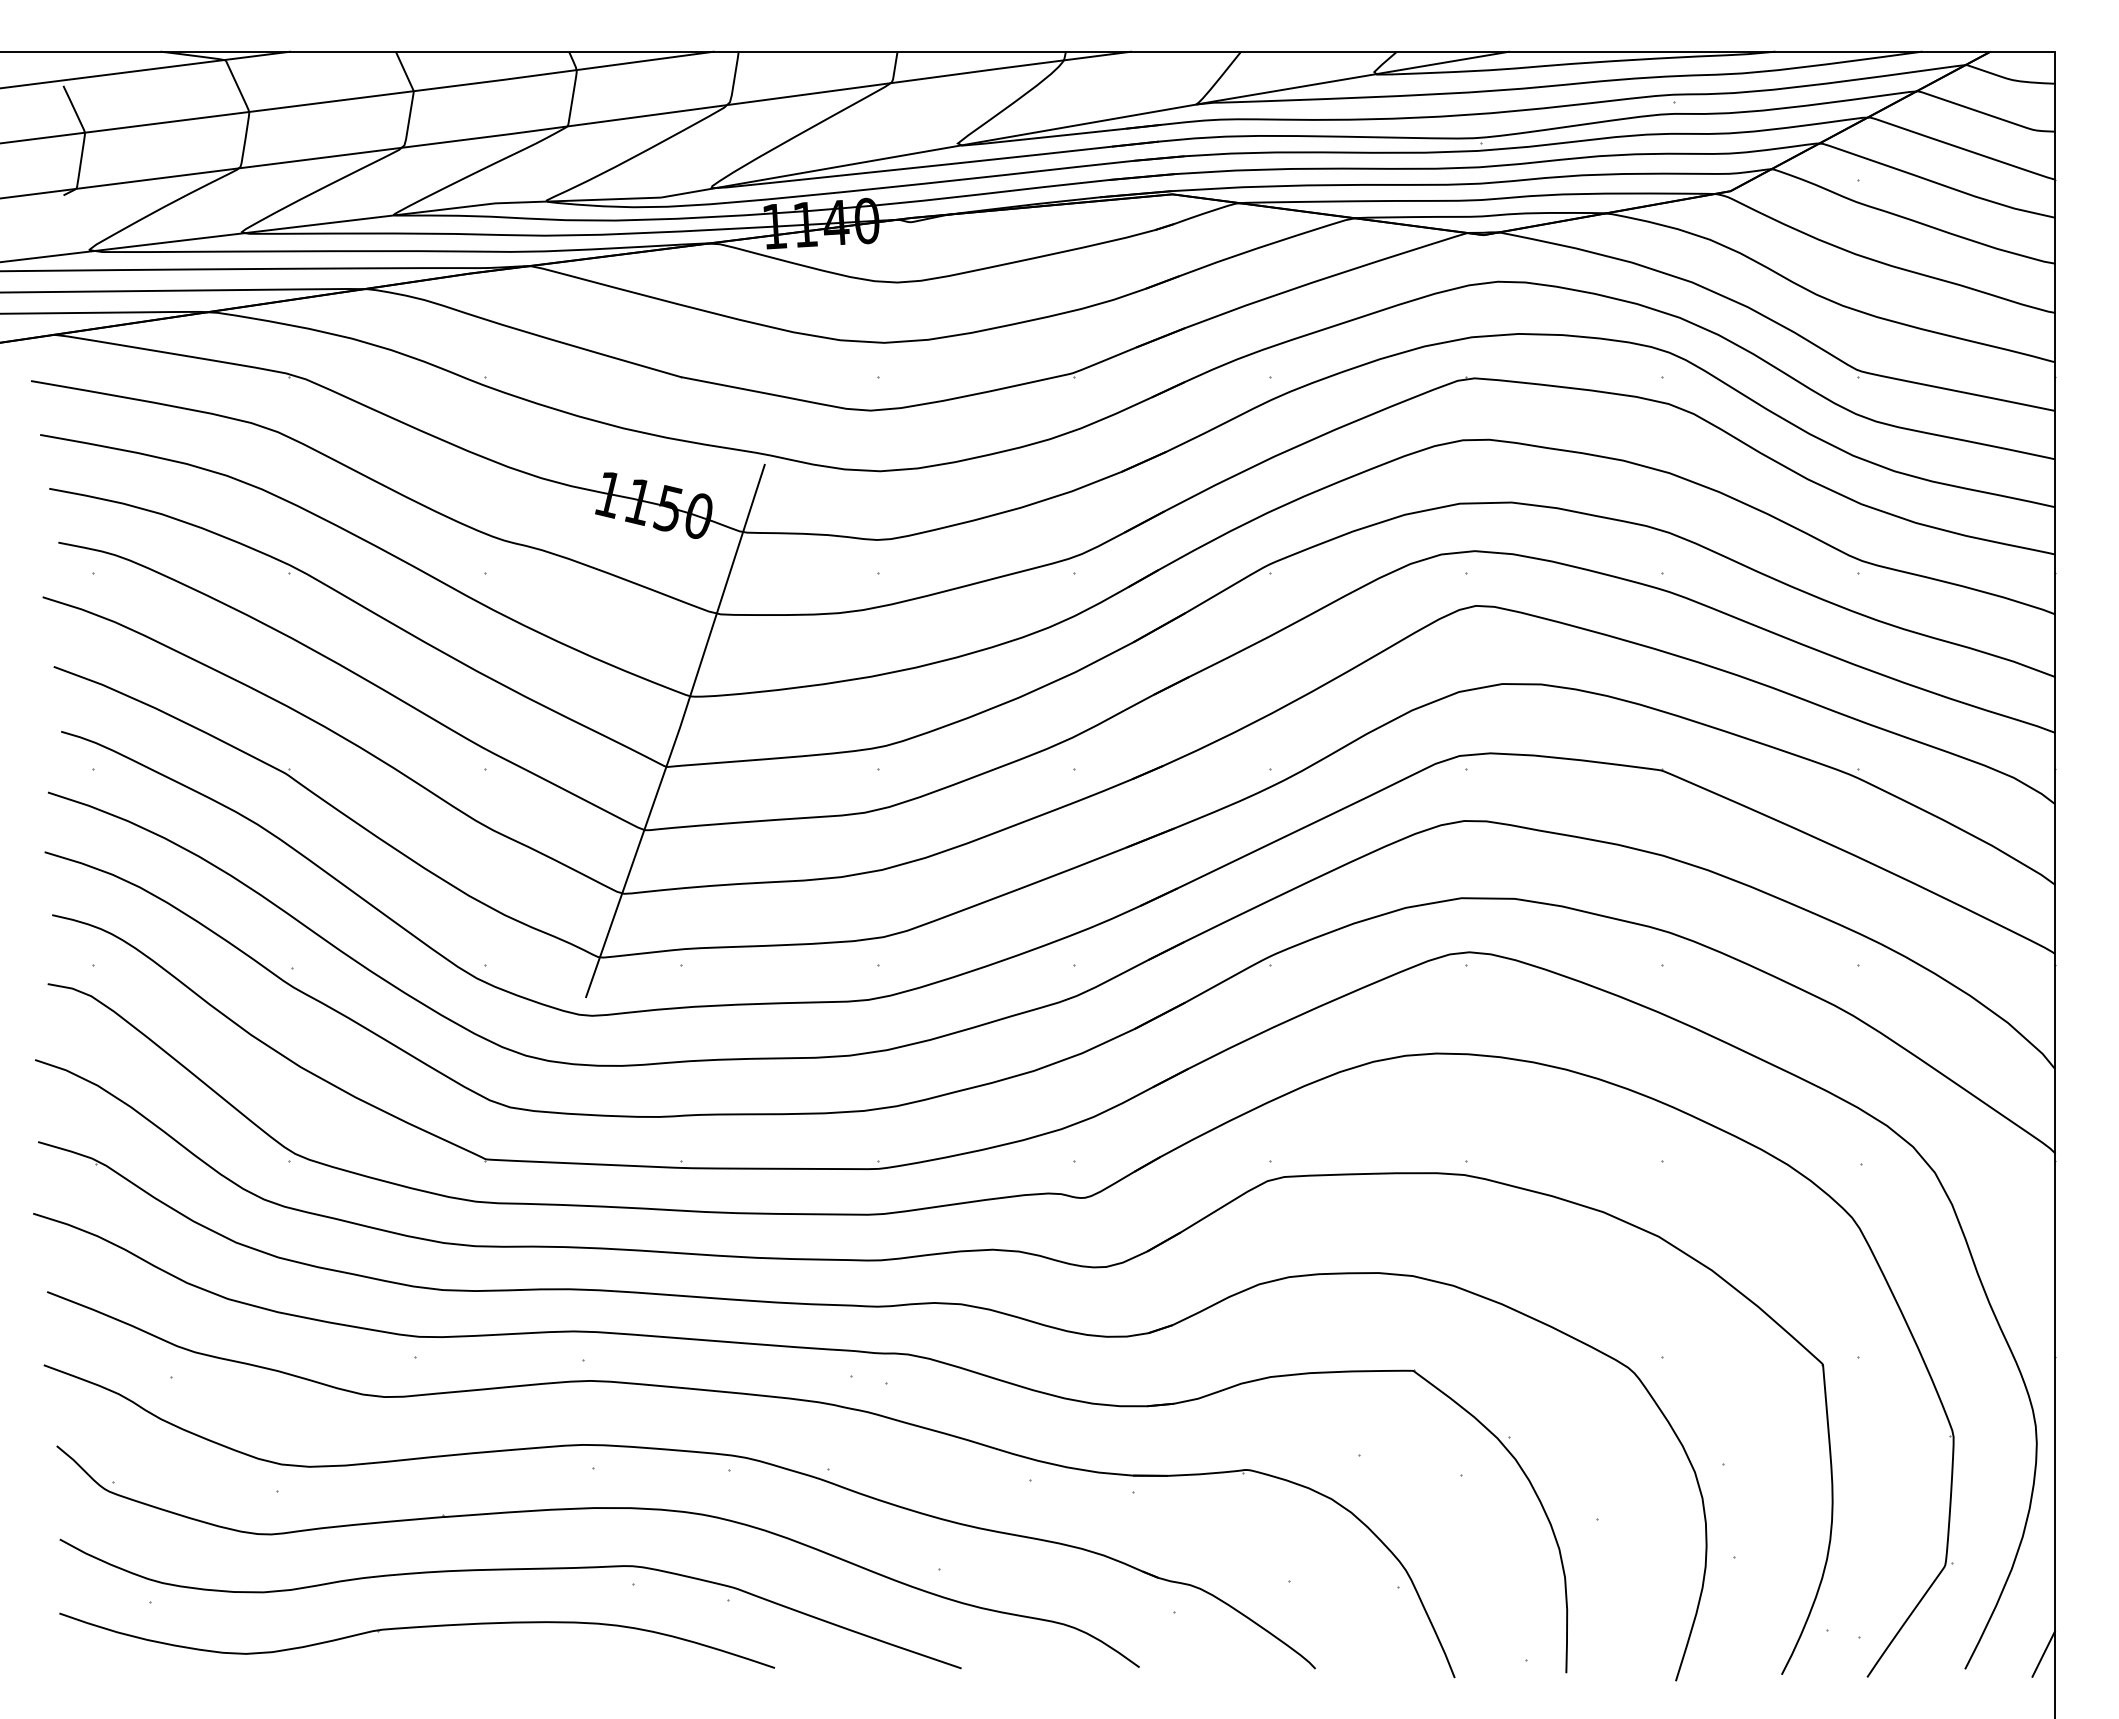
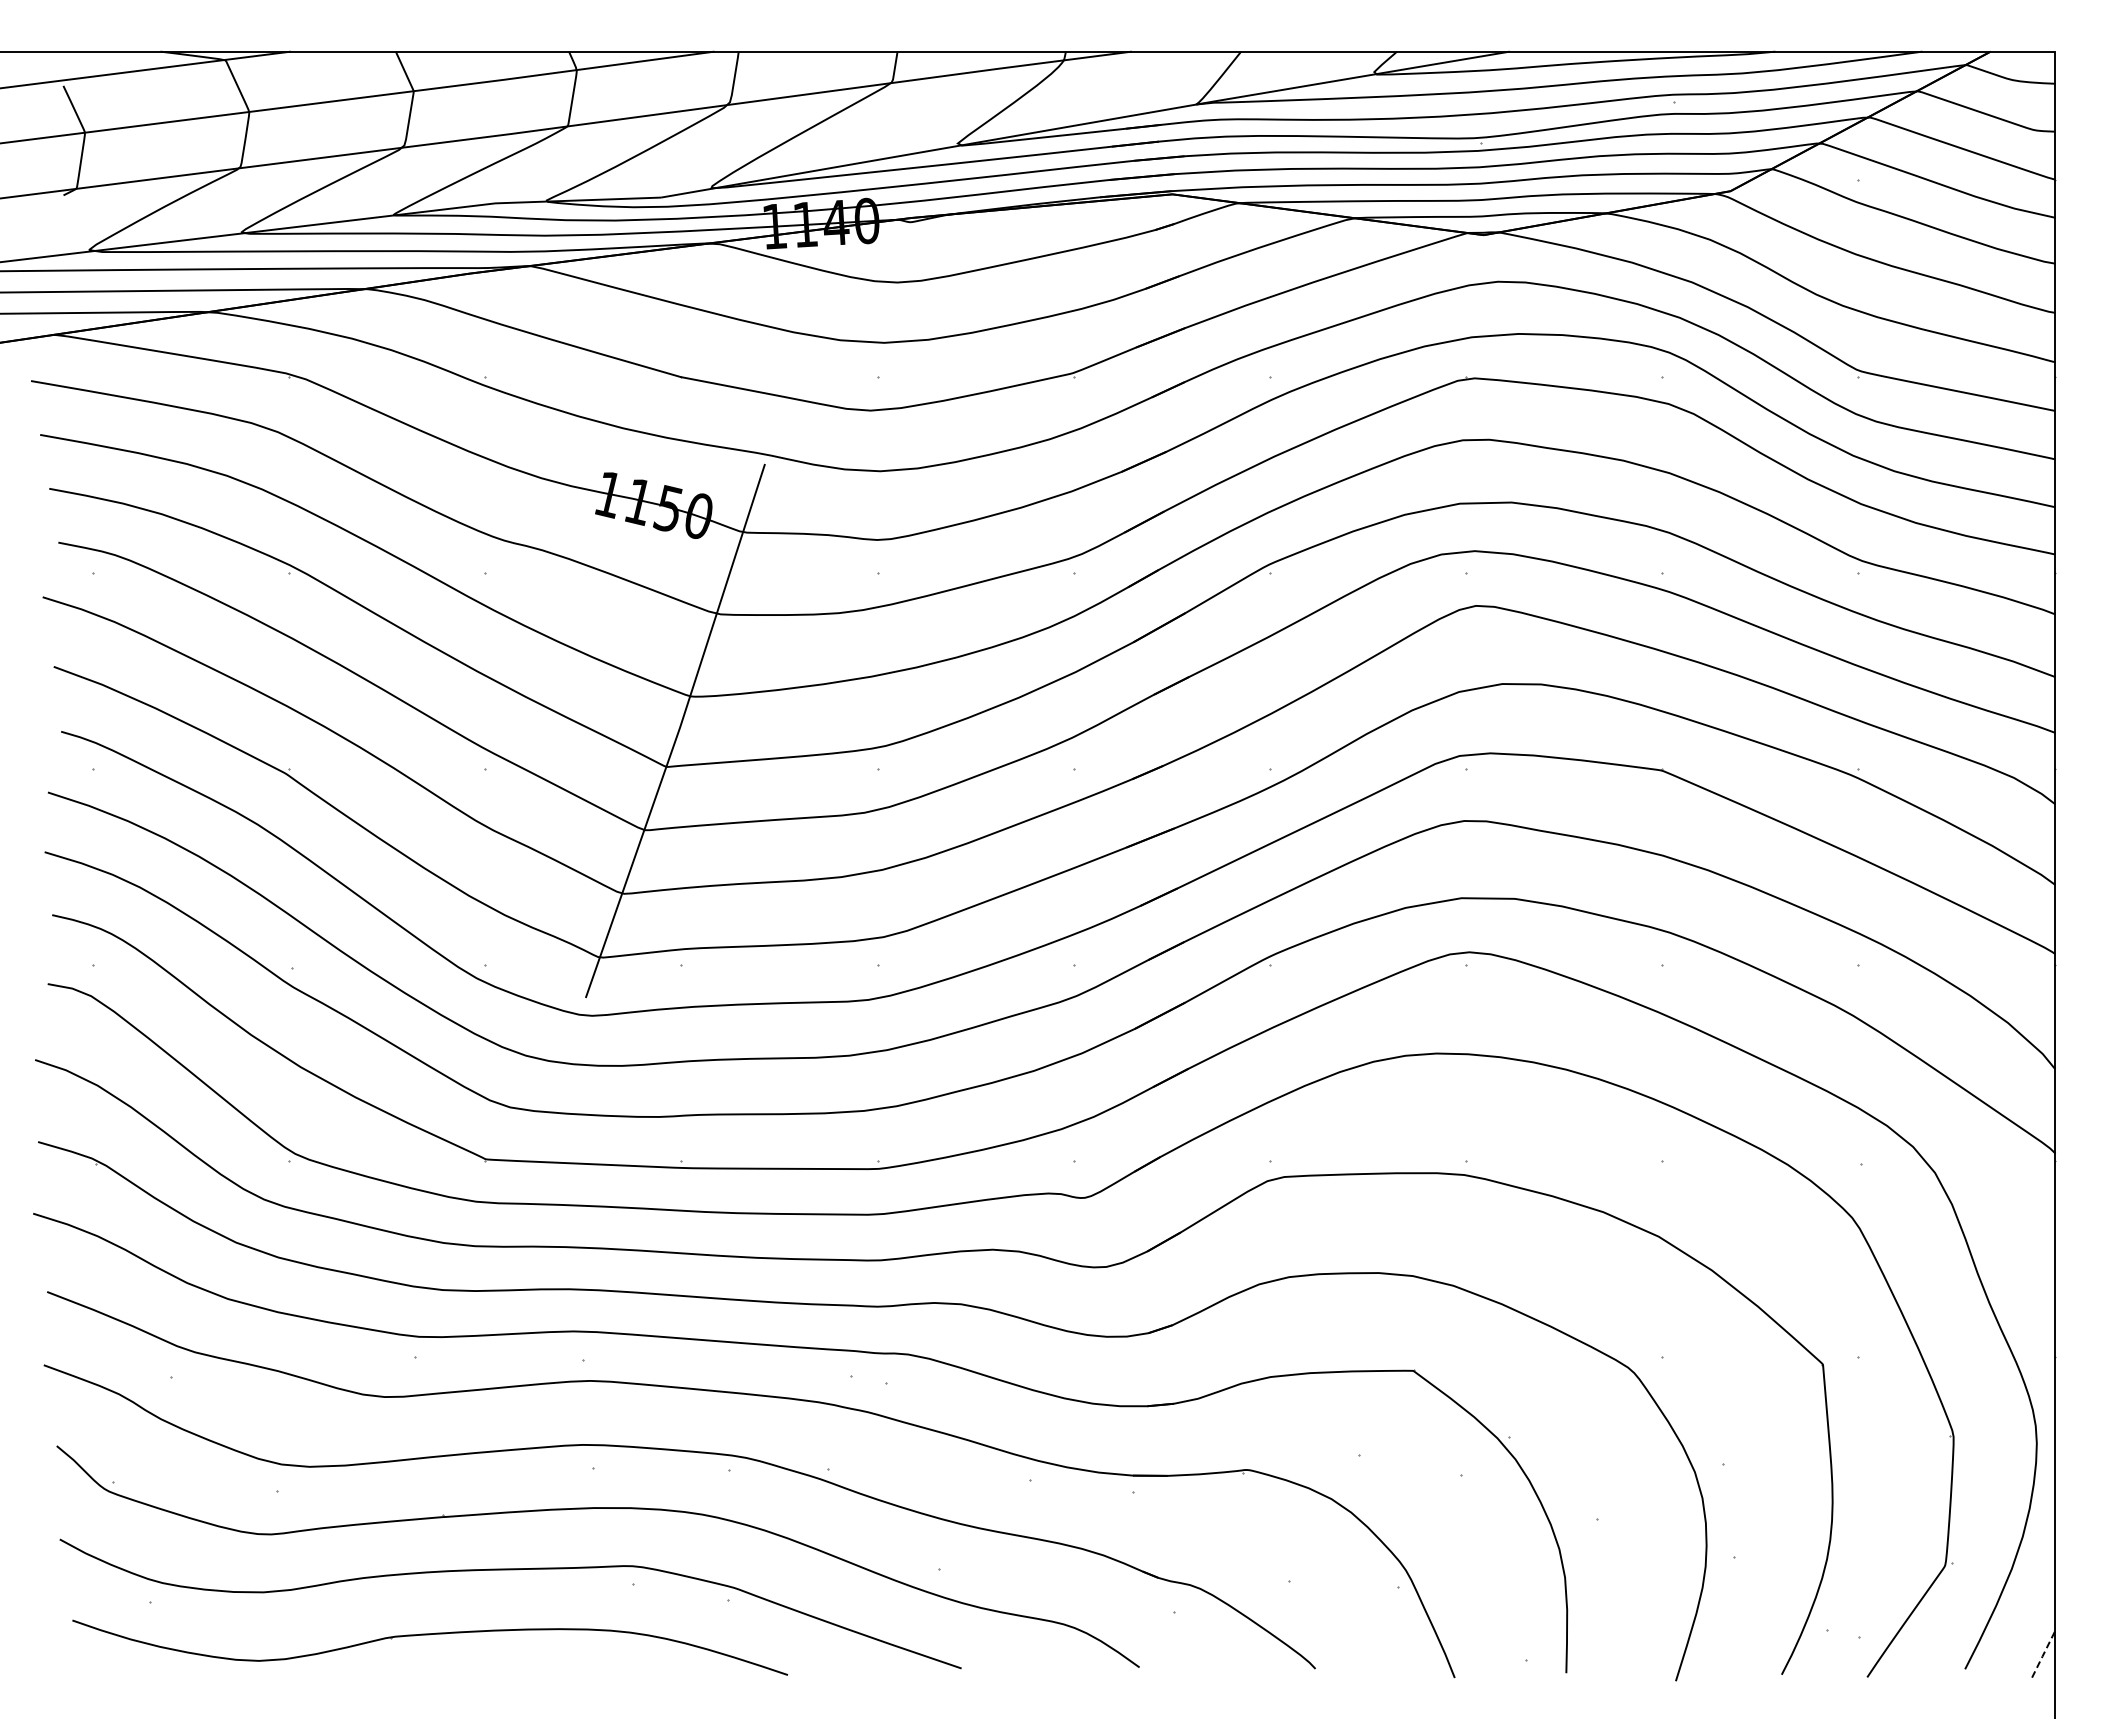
part position: (416, 1628) -> (429, 1635) (429, 1635)
line: solid -> dashed (2043, 1654)
